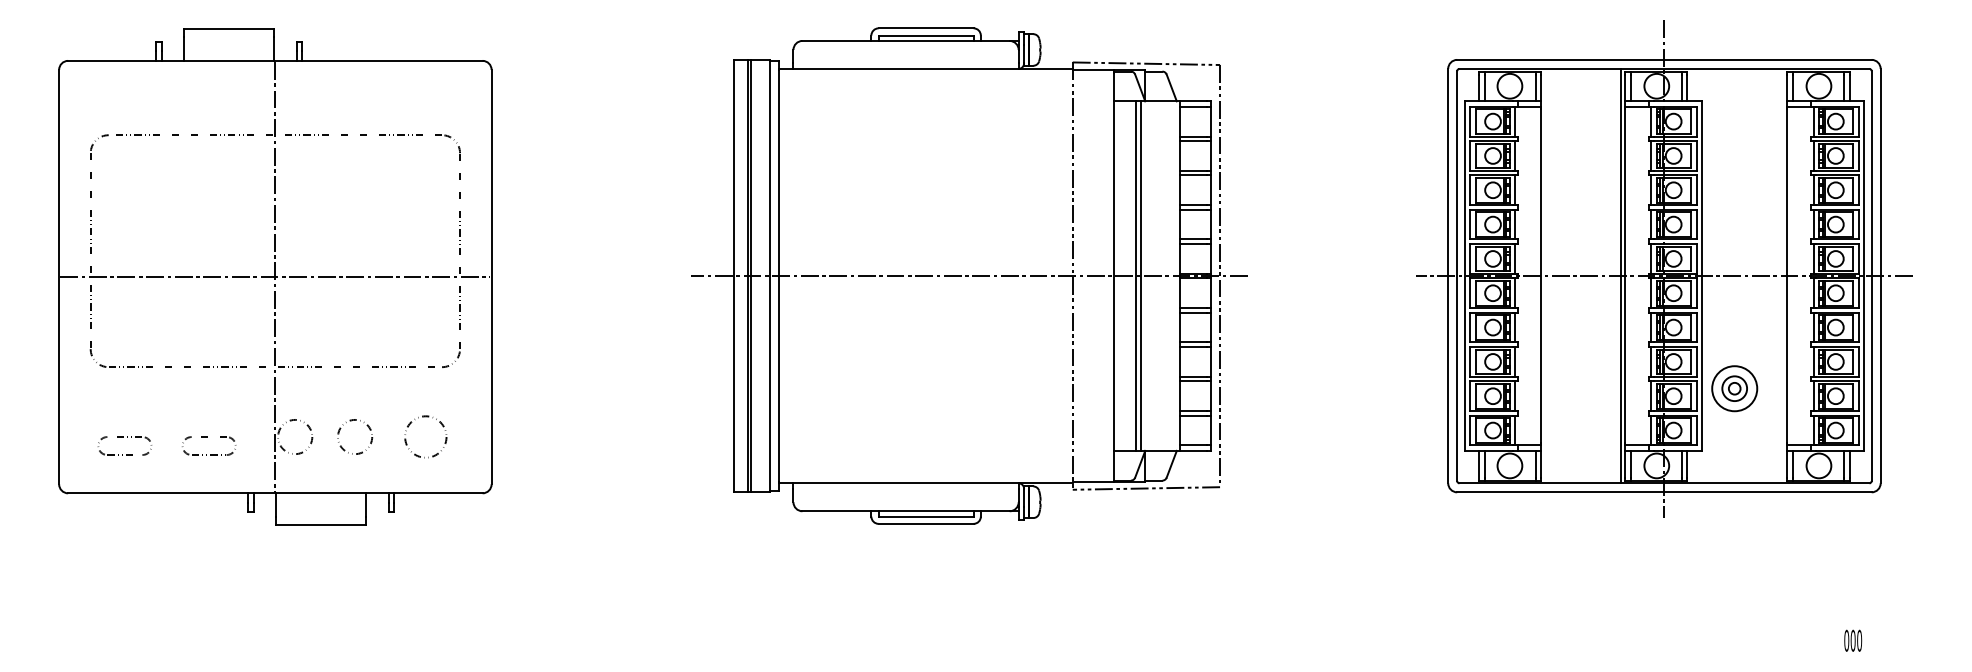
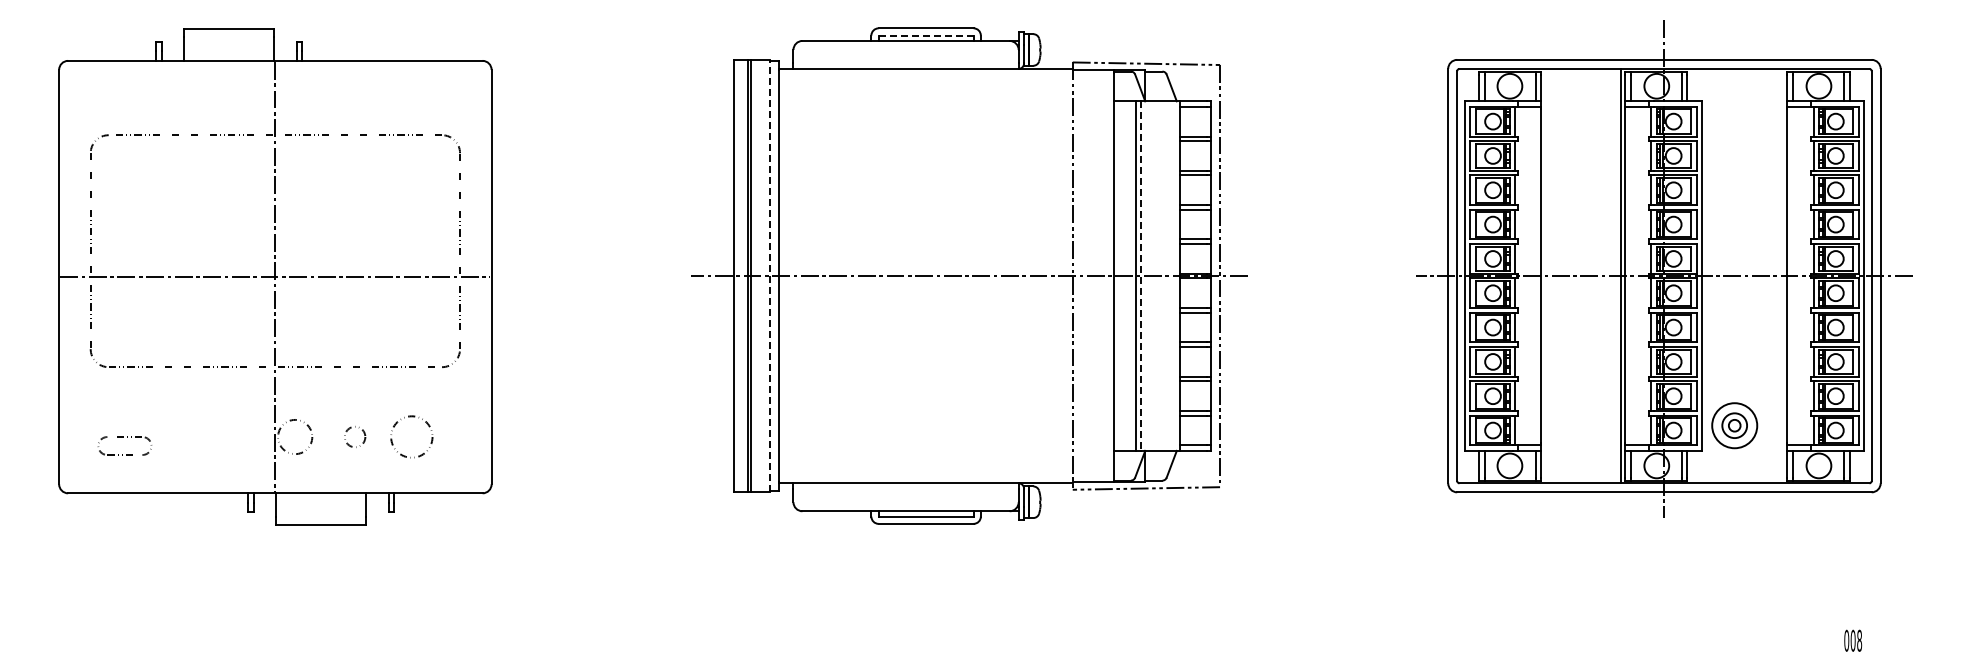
line: solid -> dashed (926, 35)
line: solid -> dashed (769, 275)
line: solid -> dashed (1140, 276)
part position: (1734, 388) -> (1734, 425) (1734, 425)
circle diameter: 34 px -> 21 px (354, 436)
circle position: (425, 436) -> (411, 436) (411, 436)
part: present -> none (207, 437)
text: 000 -> 008 (1859, 640)
